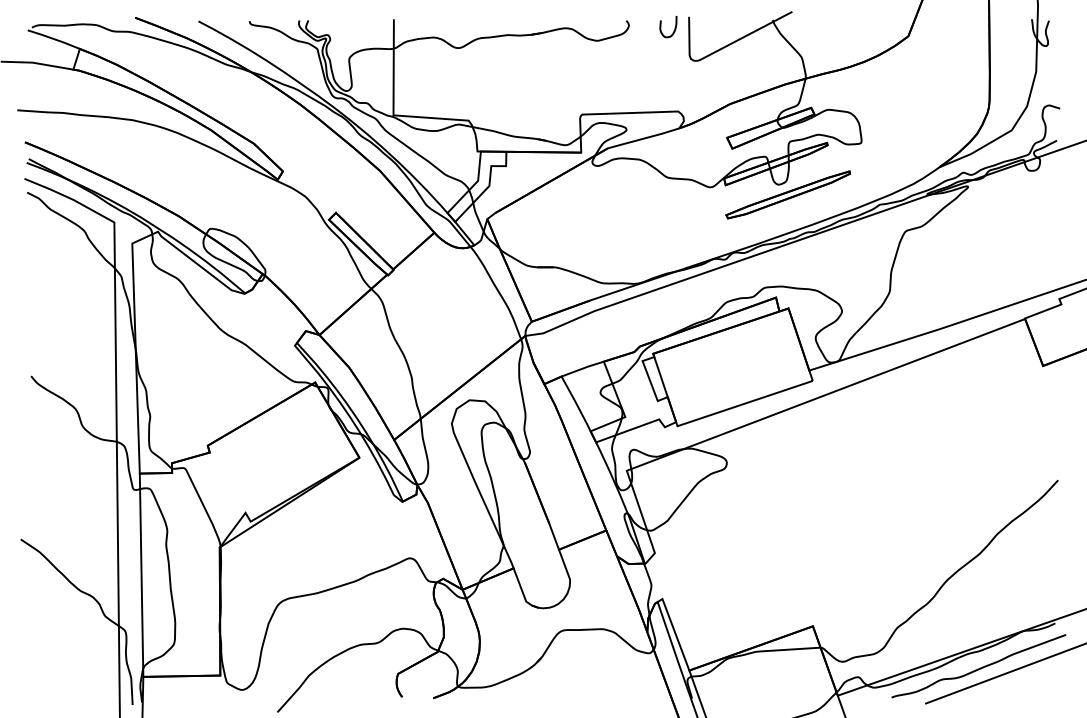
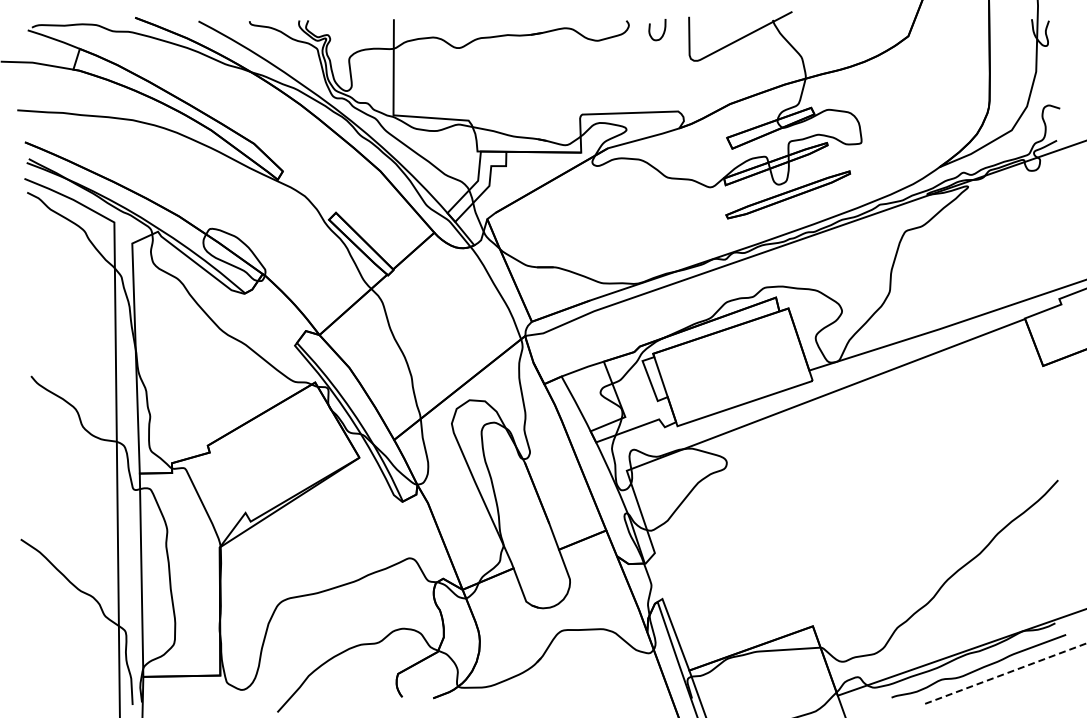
curve position: (673, 30) -> (662, 33) (662, 33)
line: solid -> dashed (1005, 673)
